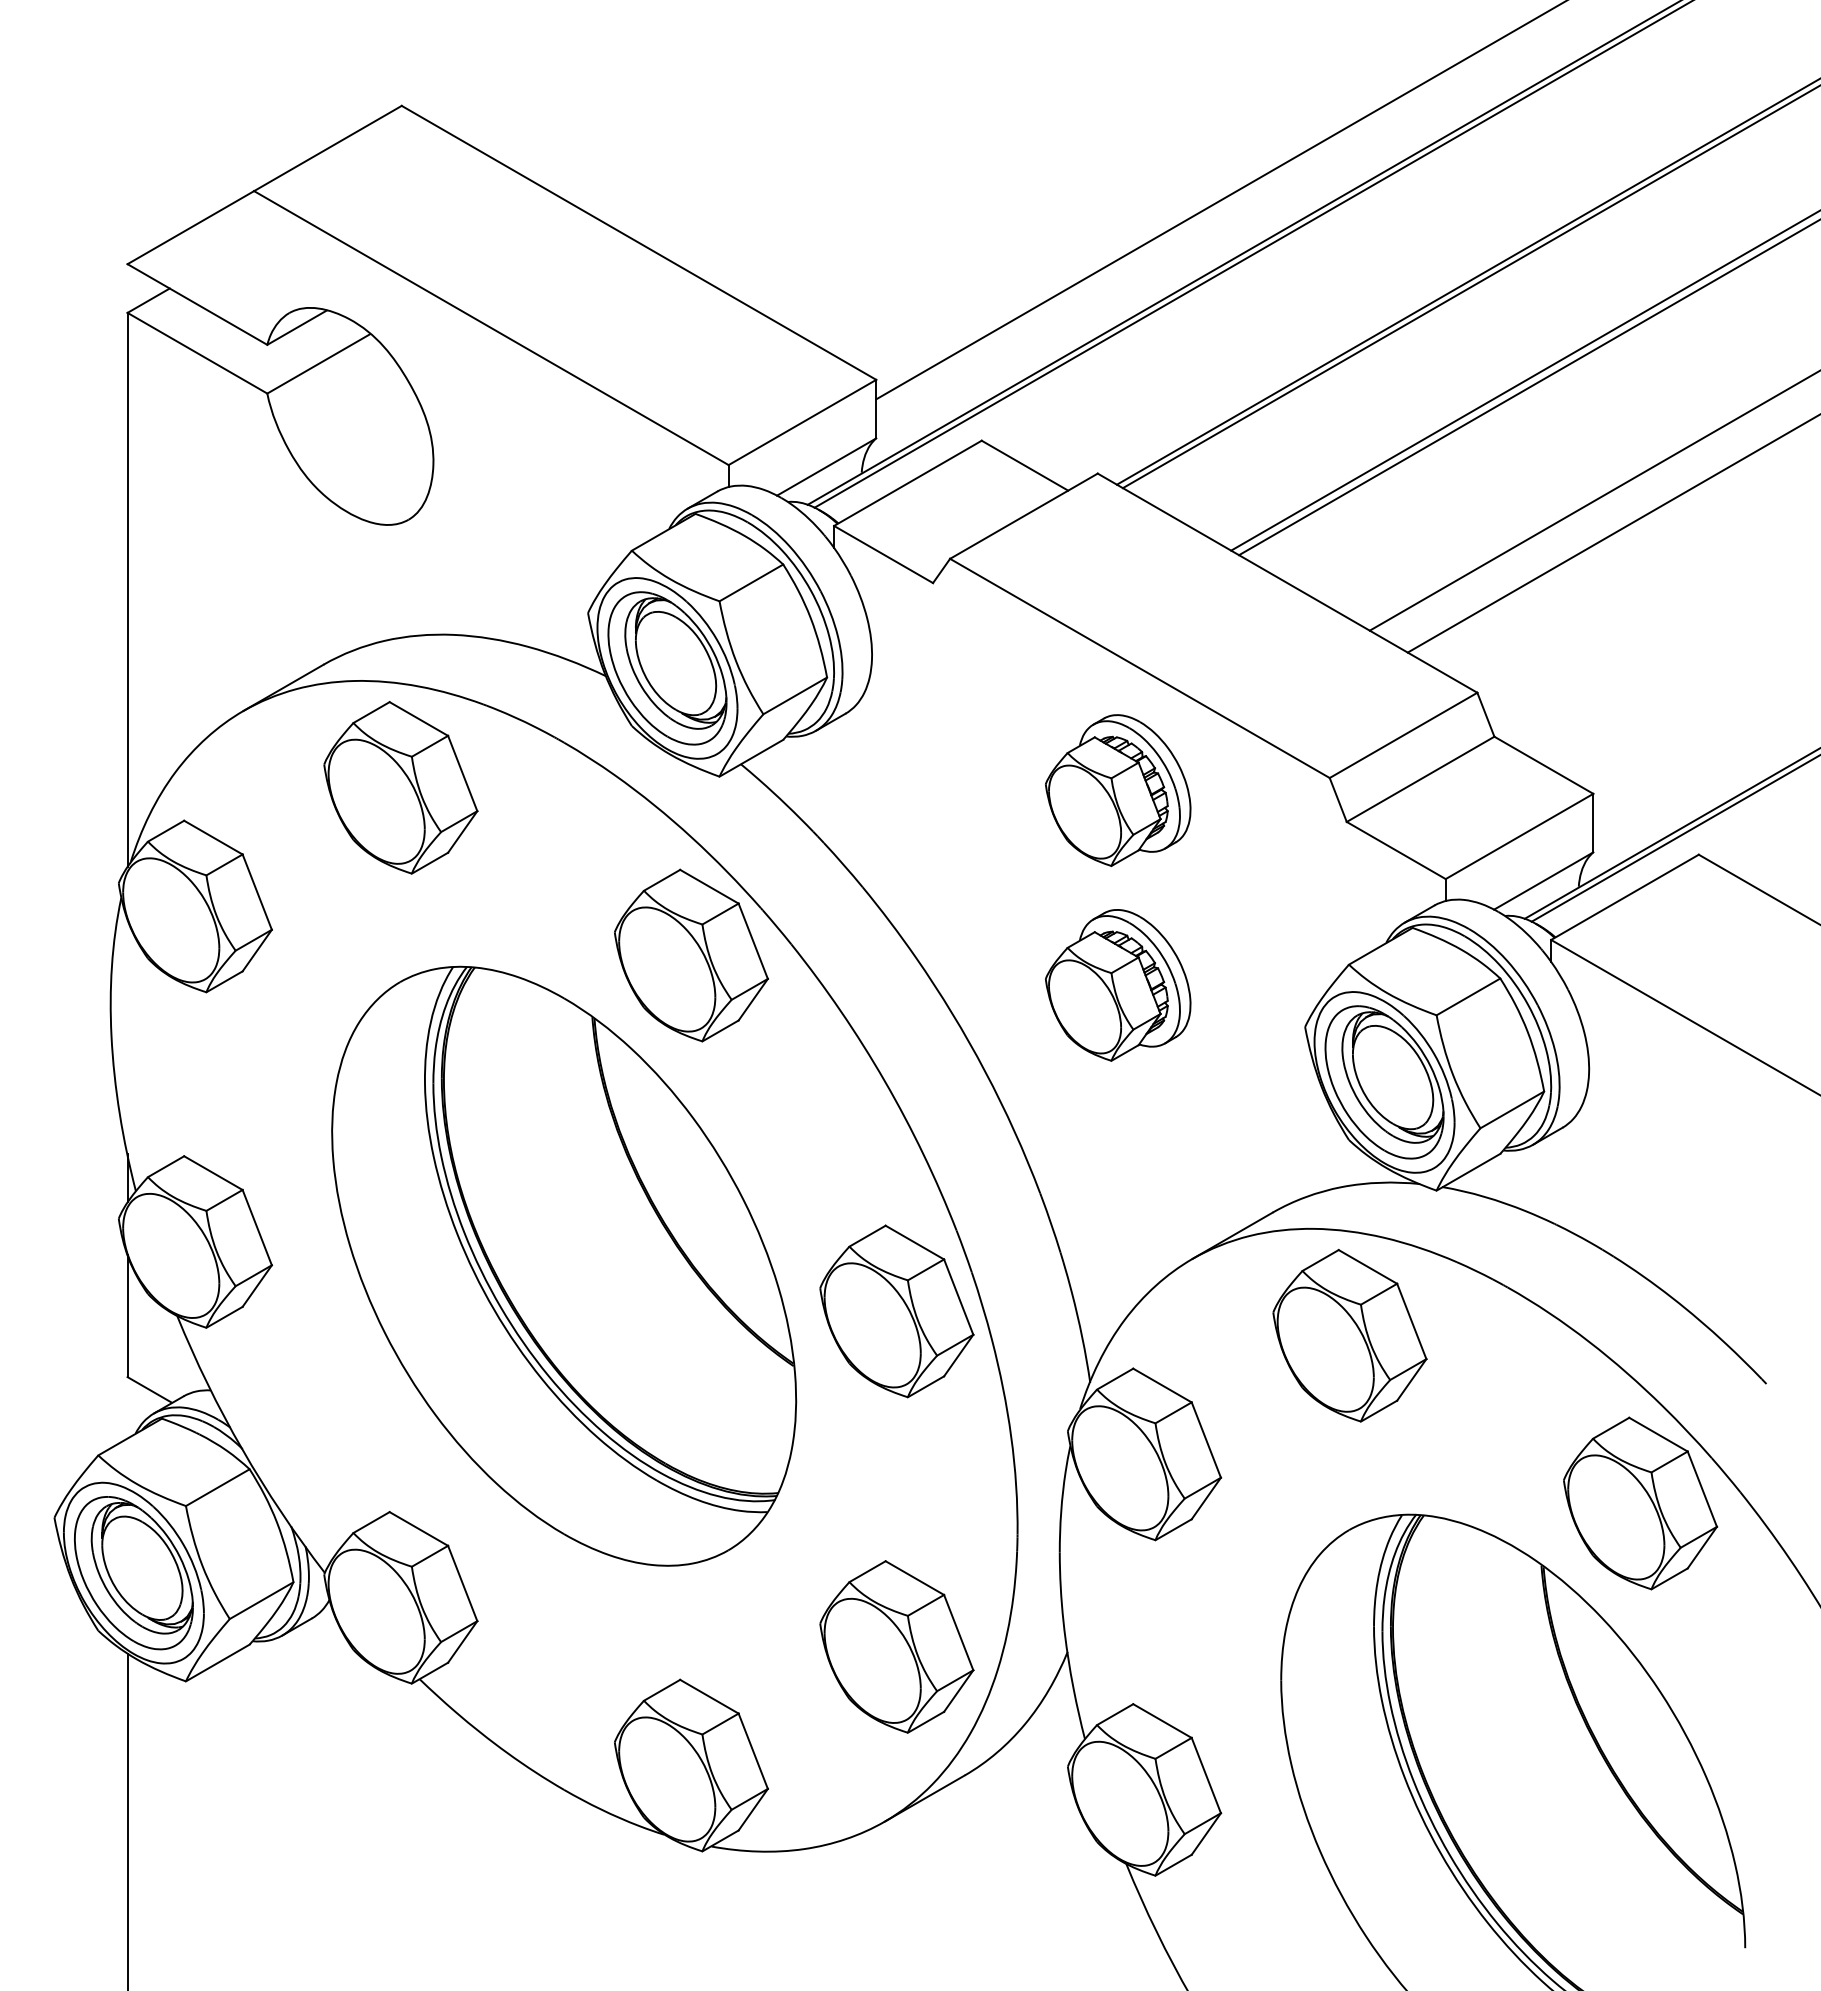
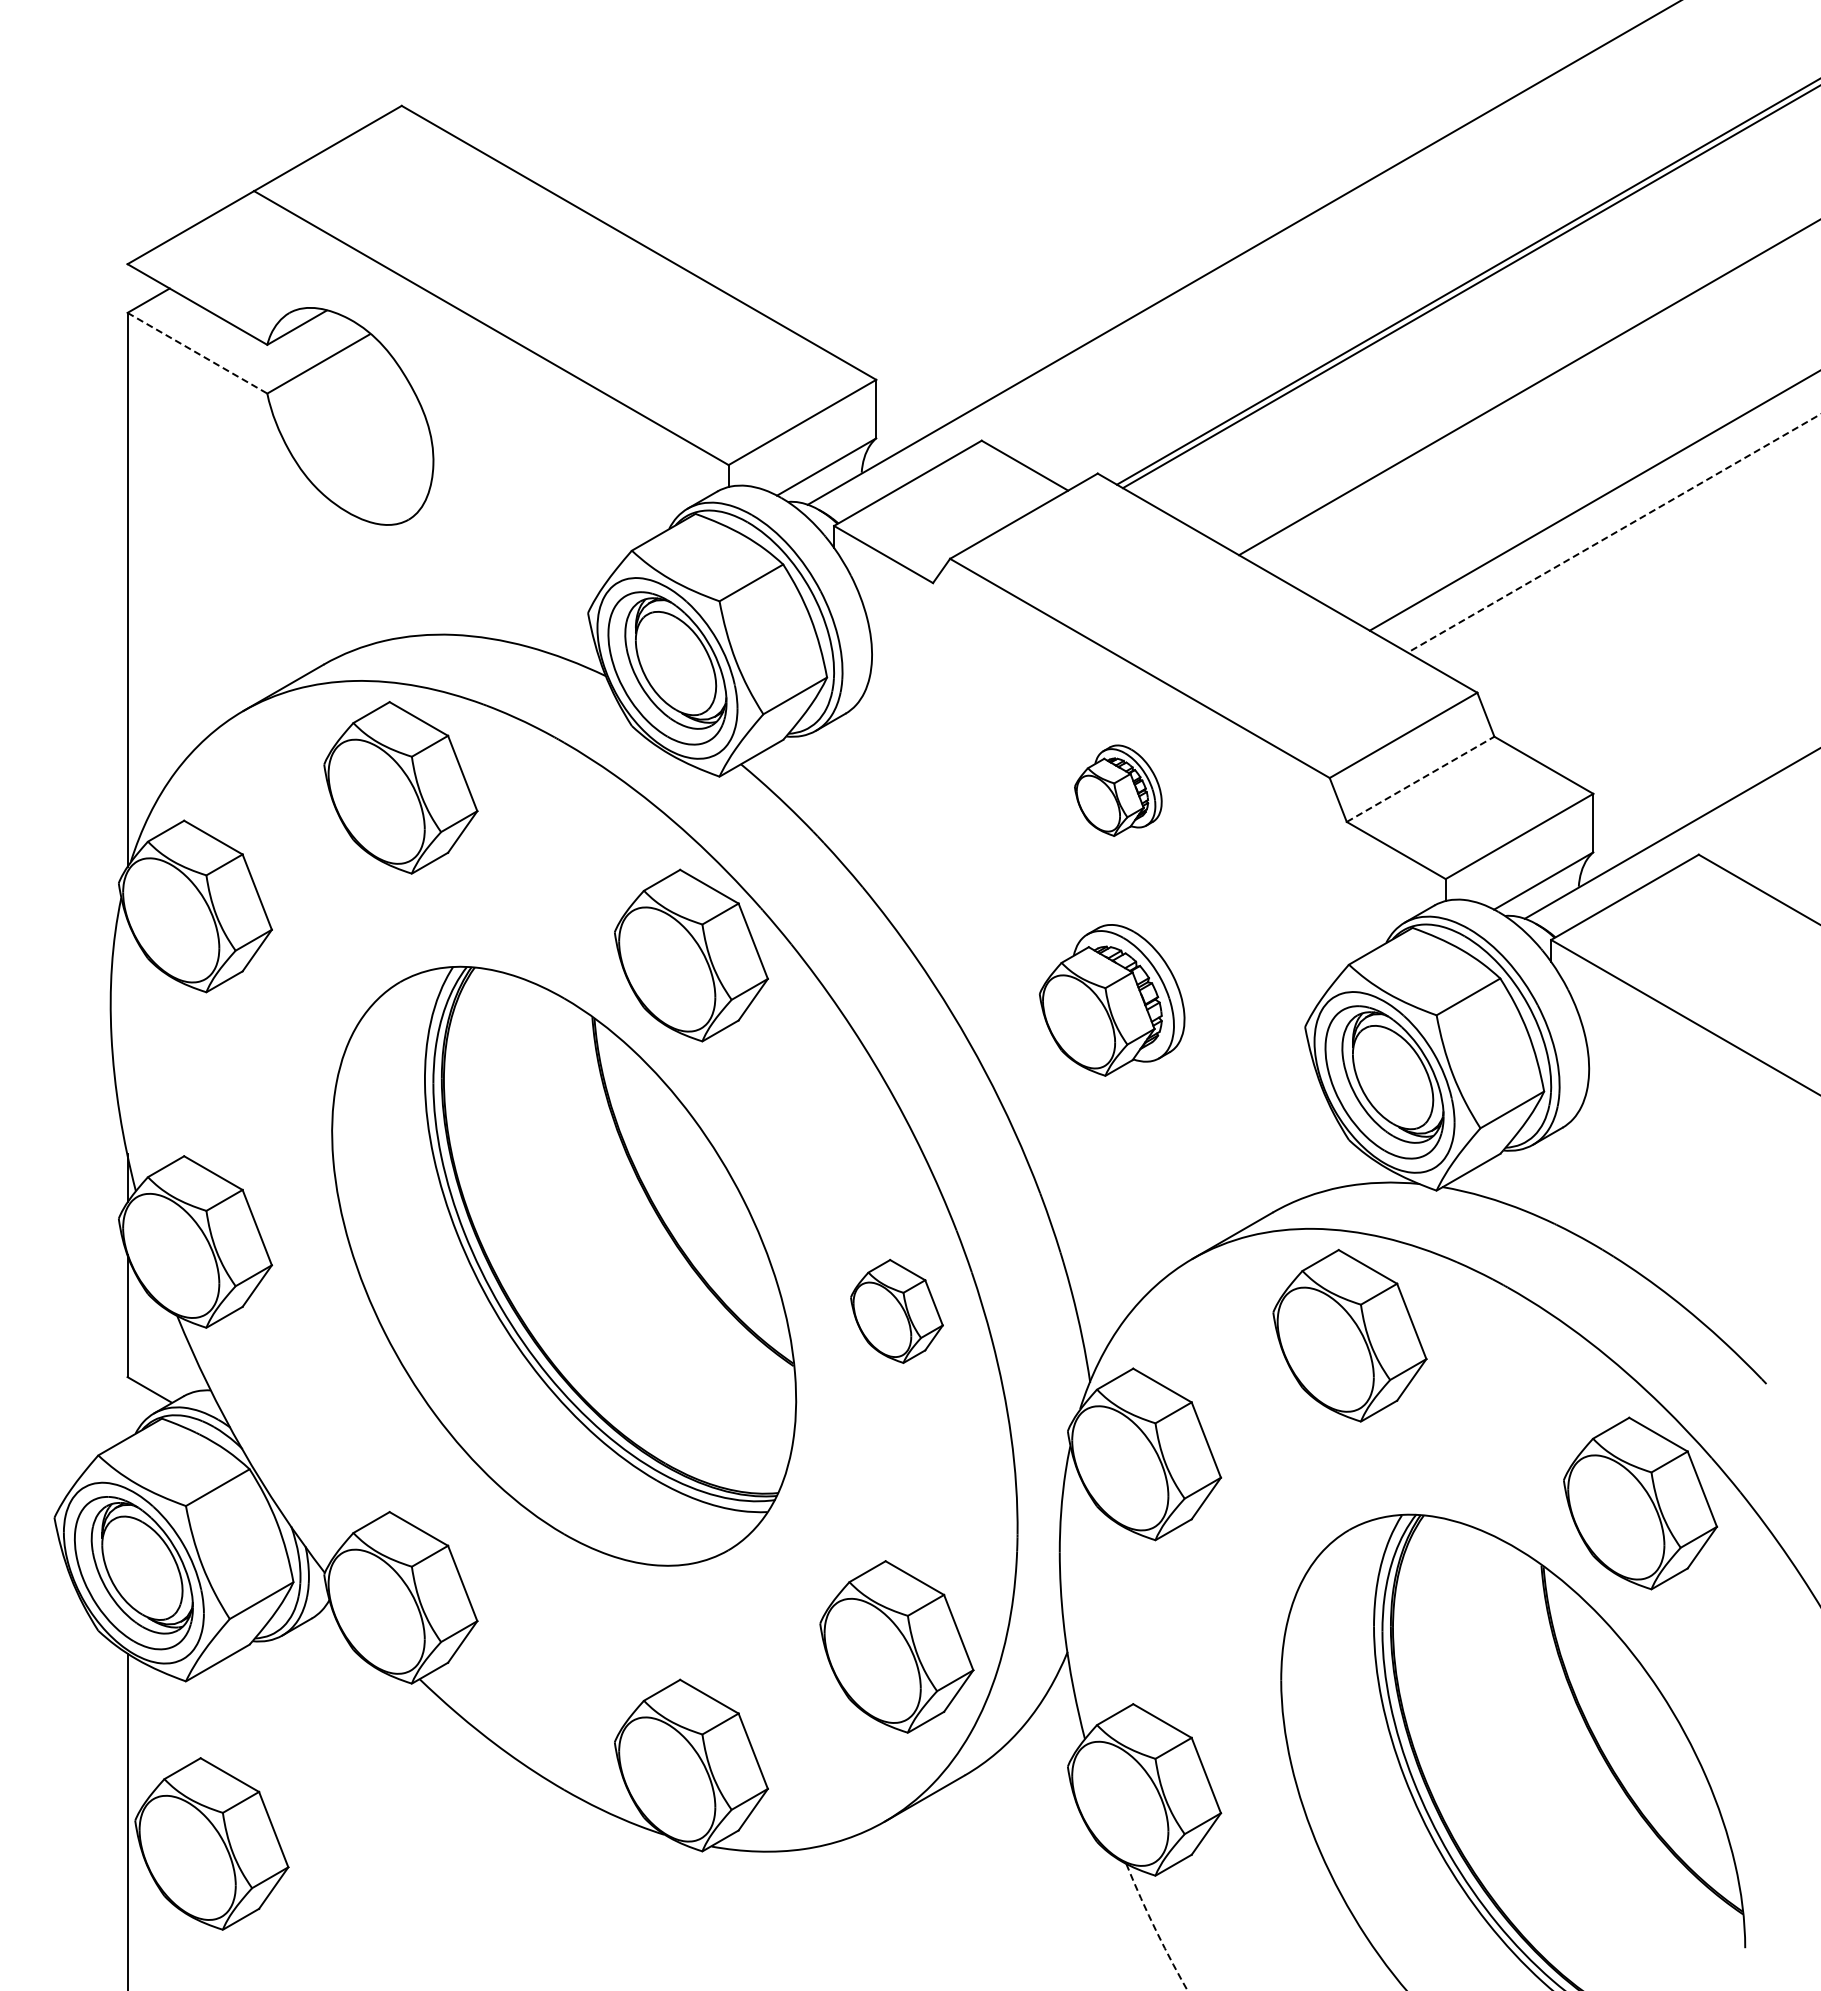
line: present -> none (1219, 200)
line: present -> none (1252, 254)
line: solid -> dashed (197, 353)
line: present -> none (1524, 381)
line: solid -> dashed (1613, 533)
line: solid -> dashed (1421, 779)
part size: 147x154 px -> 89x93 px (1118, 790)
line: present -> none (1674, 838)
part position: (1118, 985) -> (1112, 1000) (1112, 1000)
part size: 156x175 px -> 94x106 px (896, 1310)
part: none -> present (211, 1843)
arc: solid -> dashed (1155, 1929)
